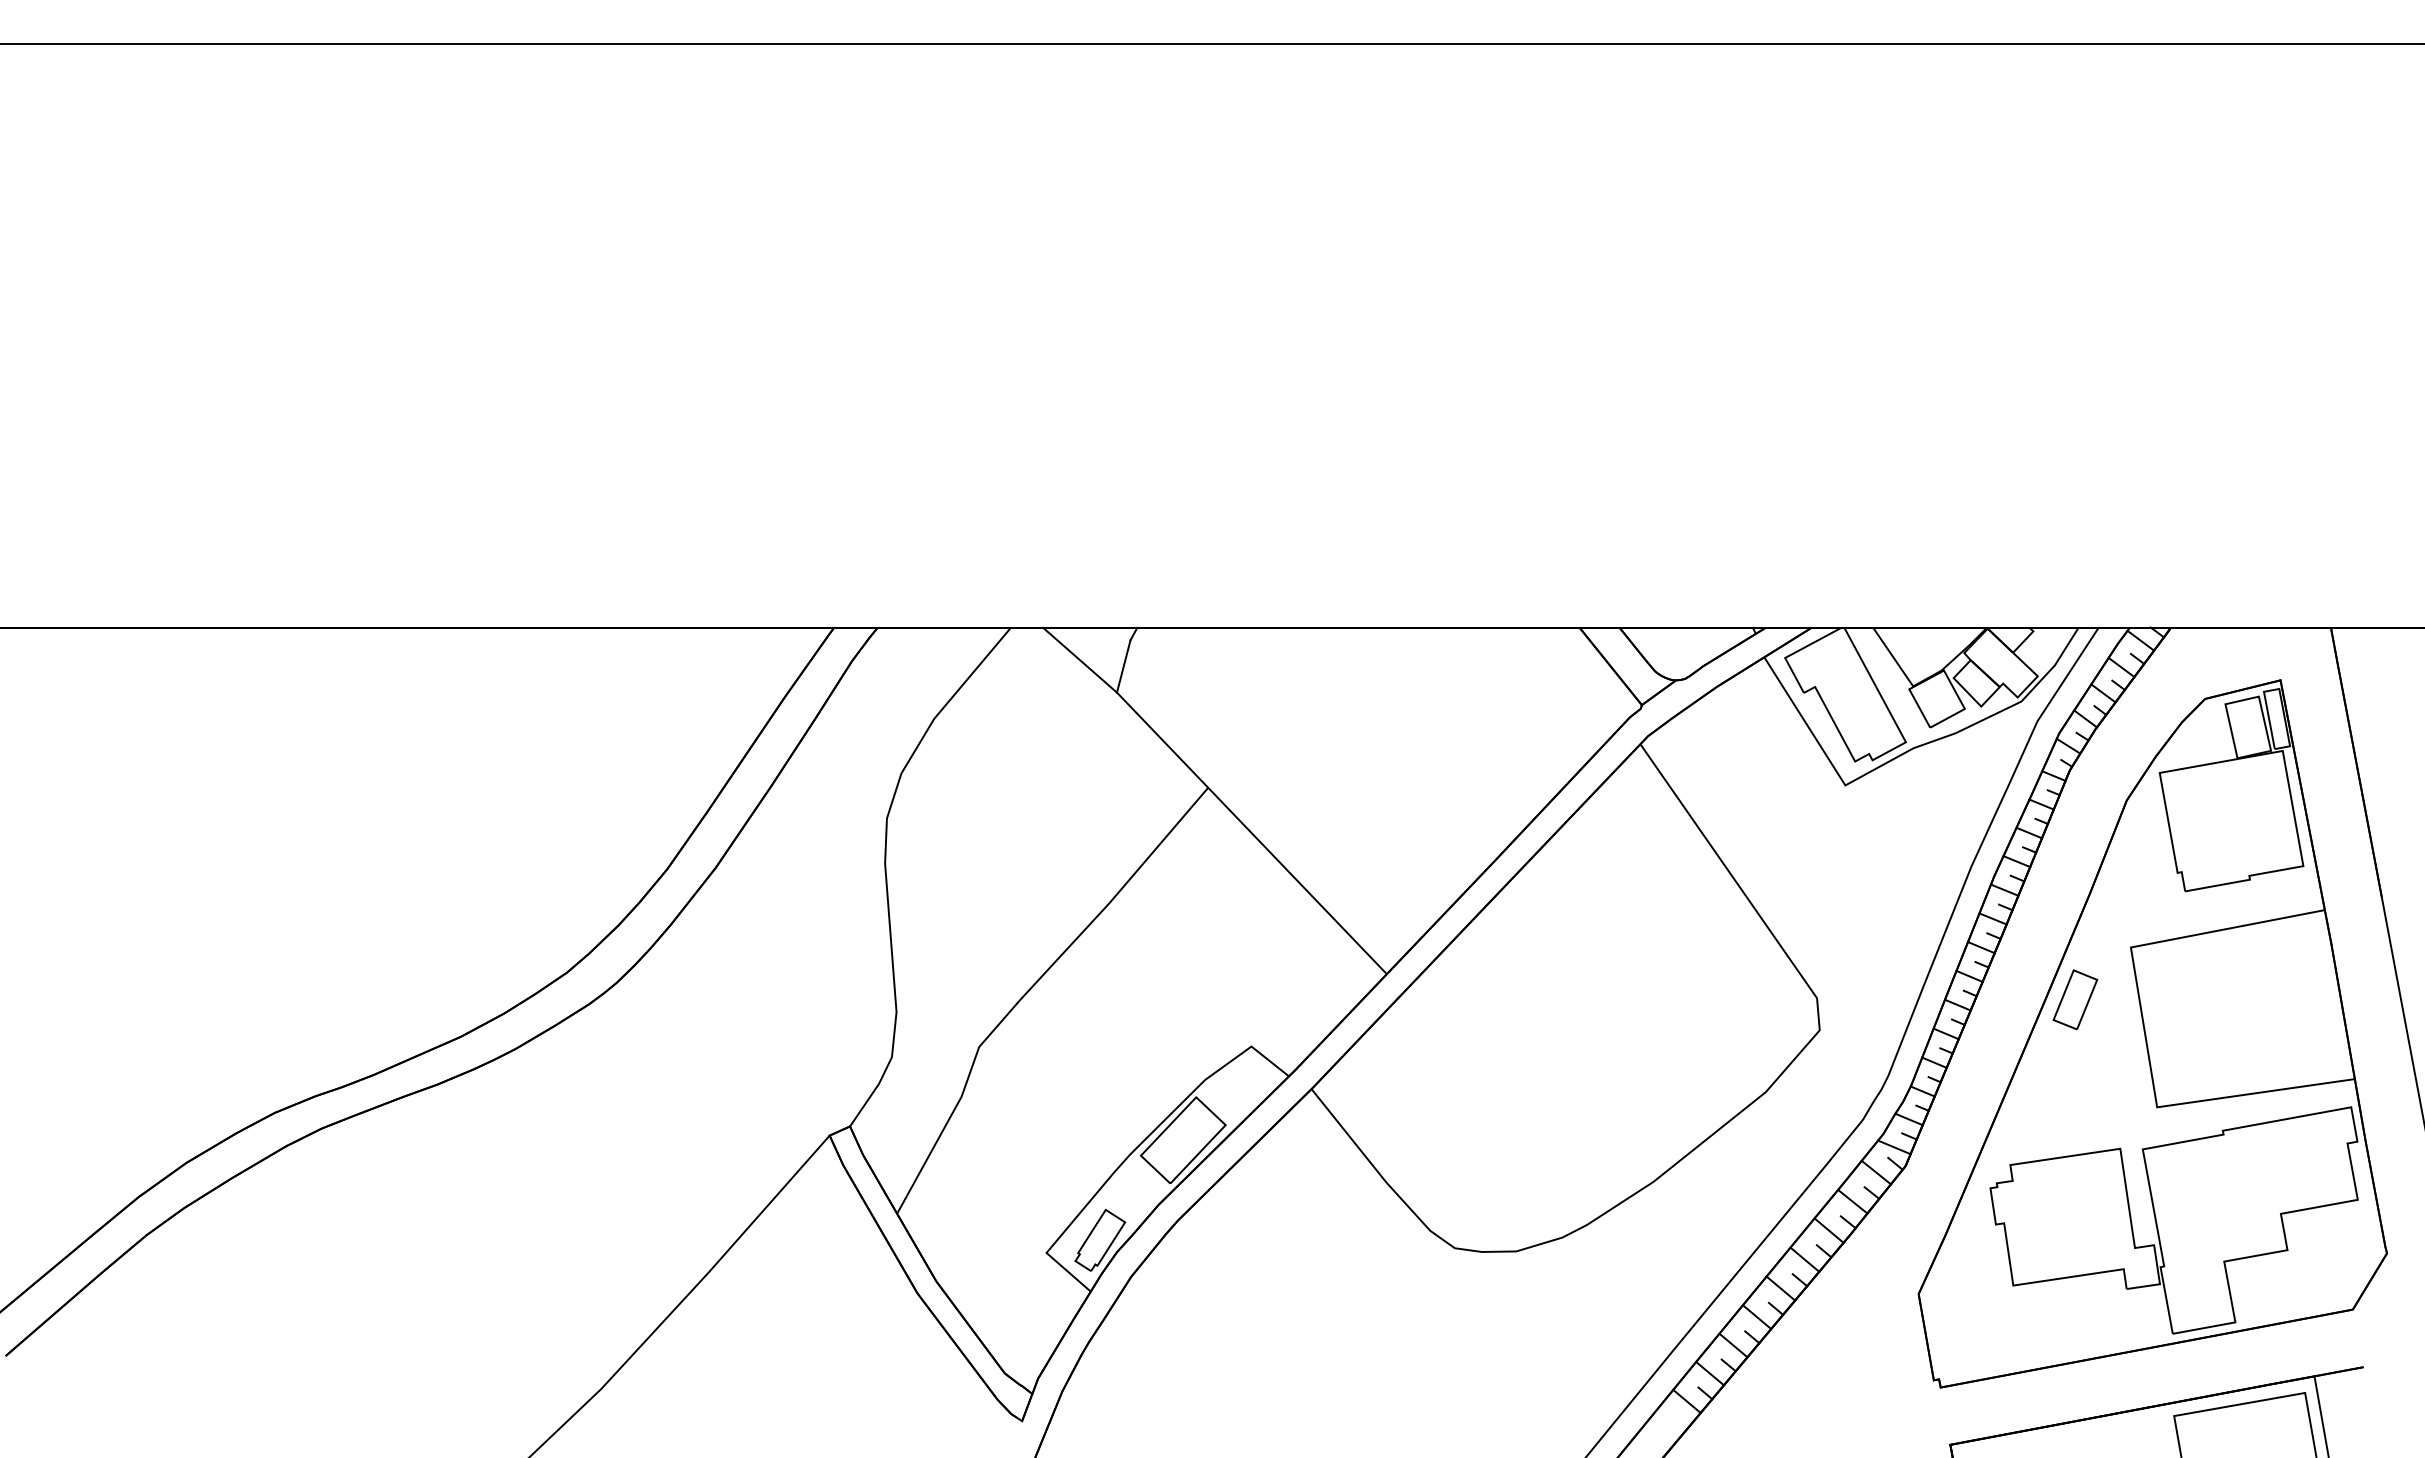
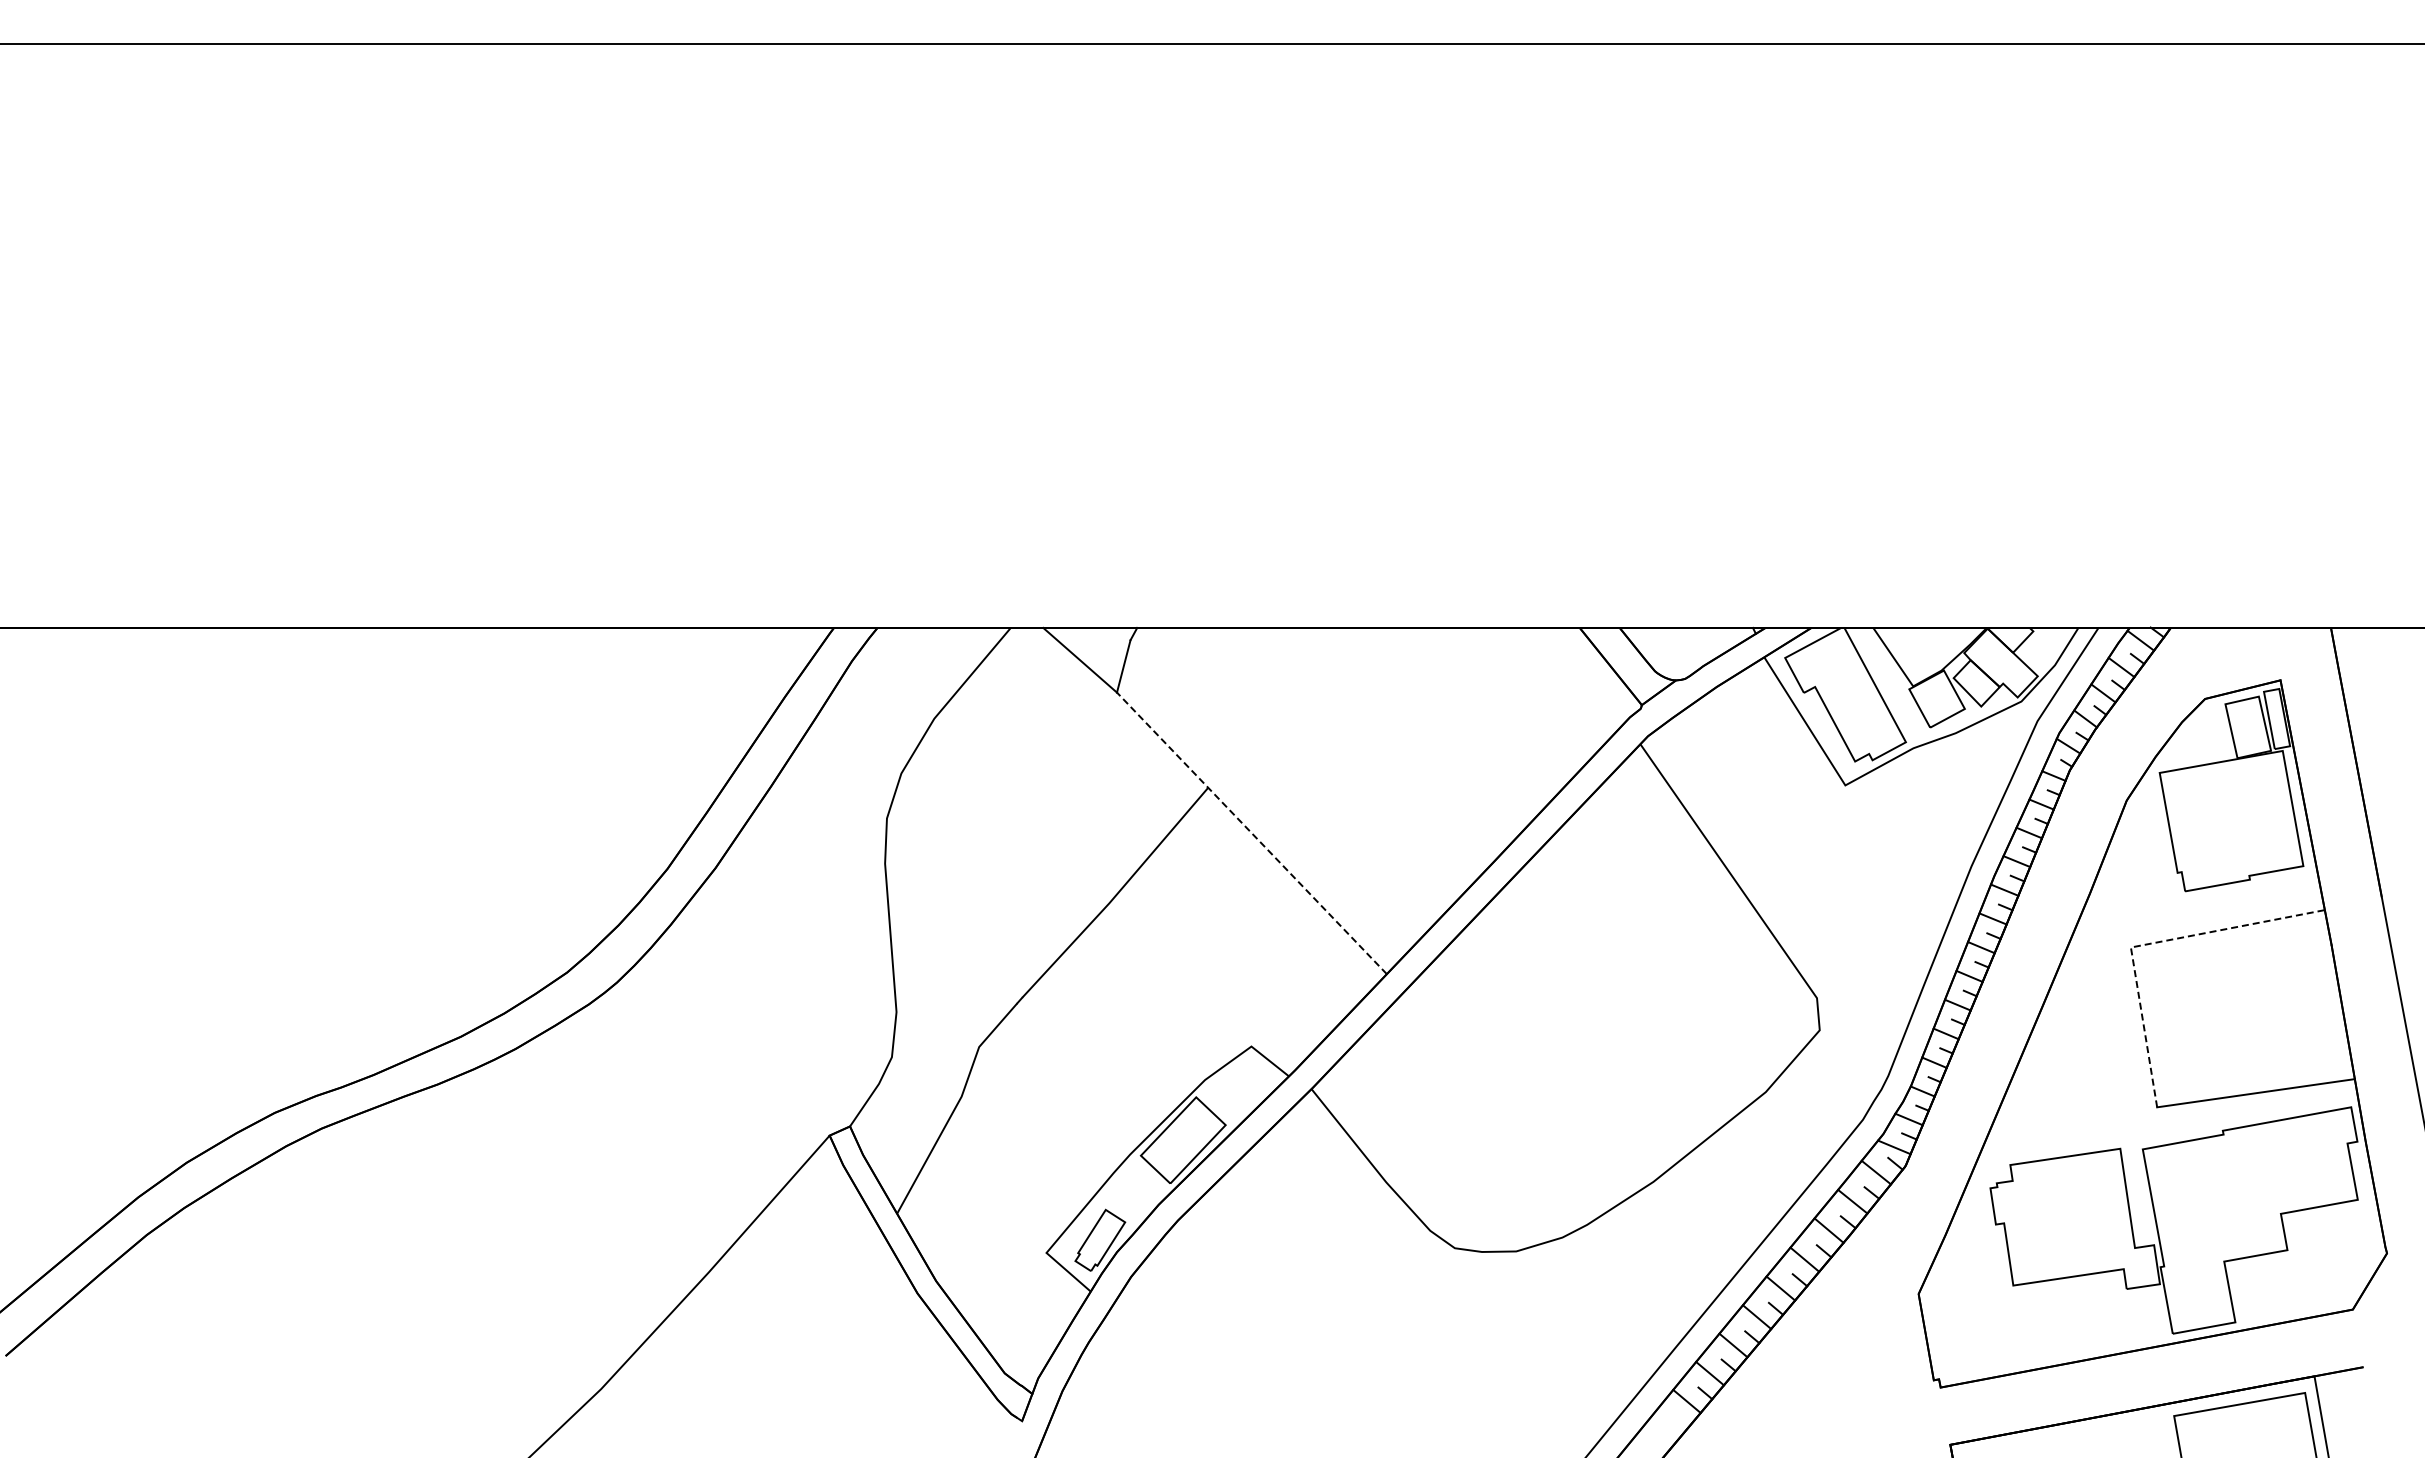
line: solid -> dashed (1251, 833)
line: solid -> dashed (2148, 944)
part: present -> none (2075, 999)
